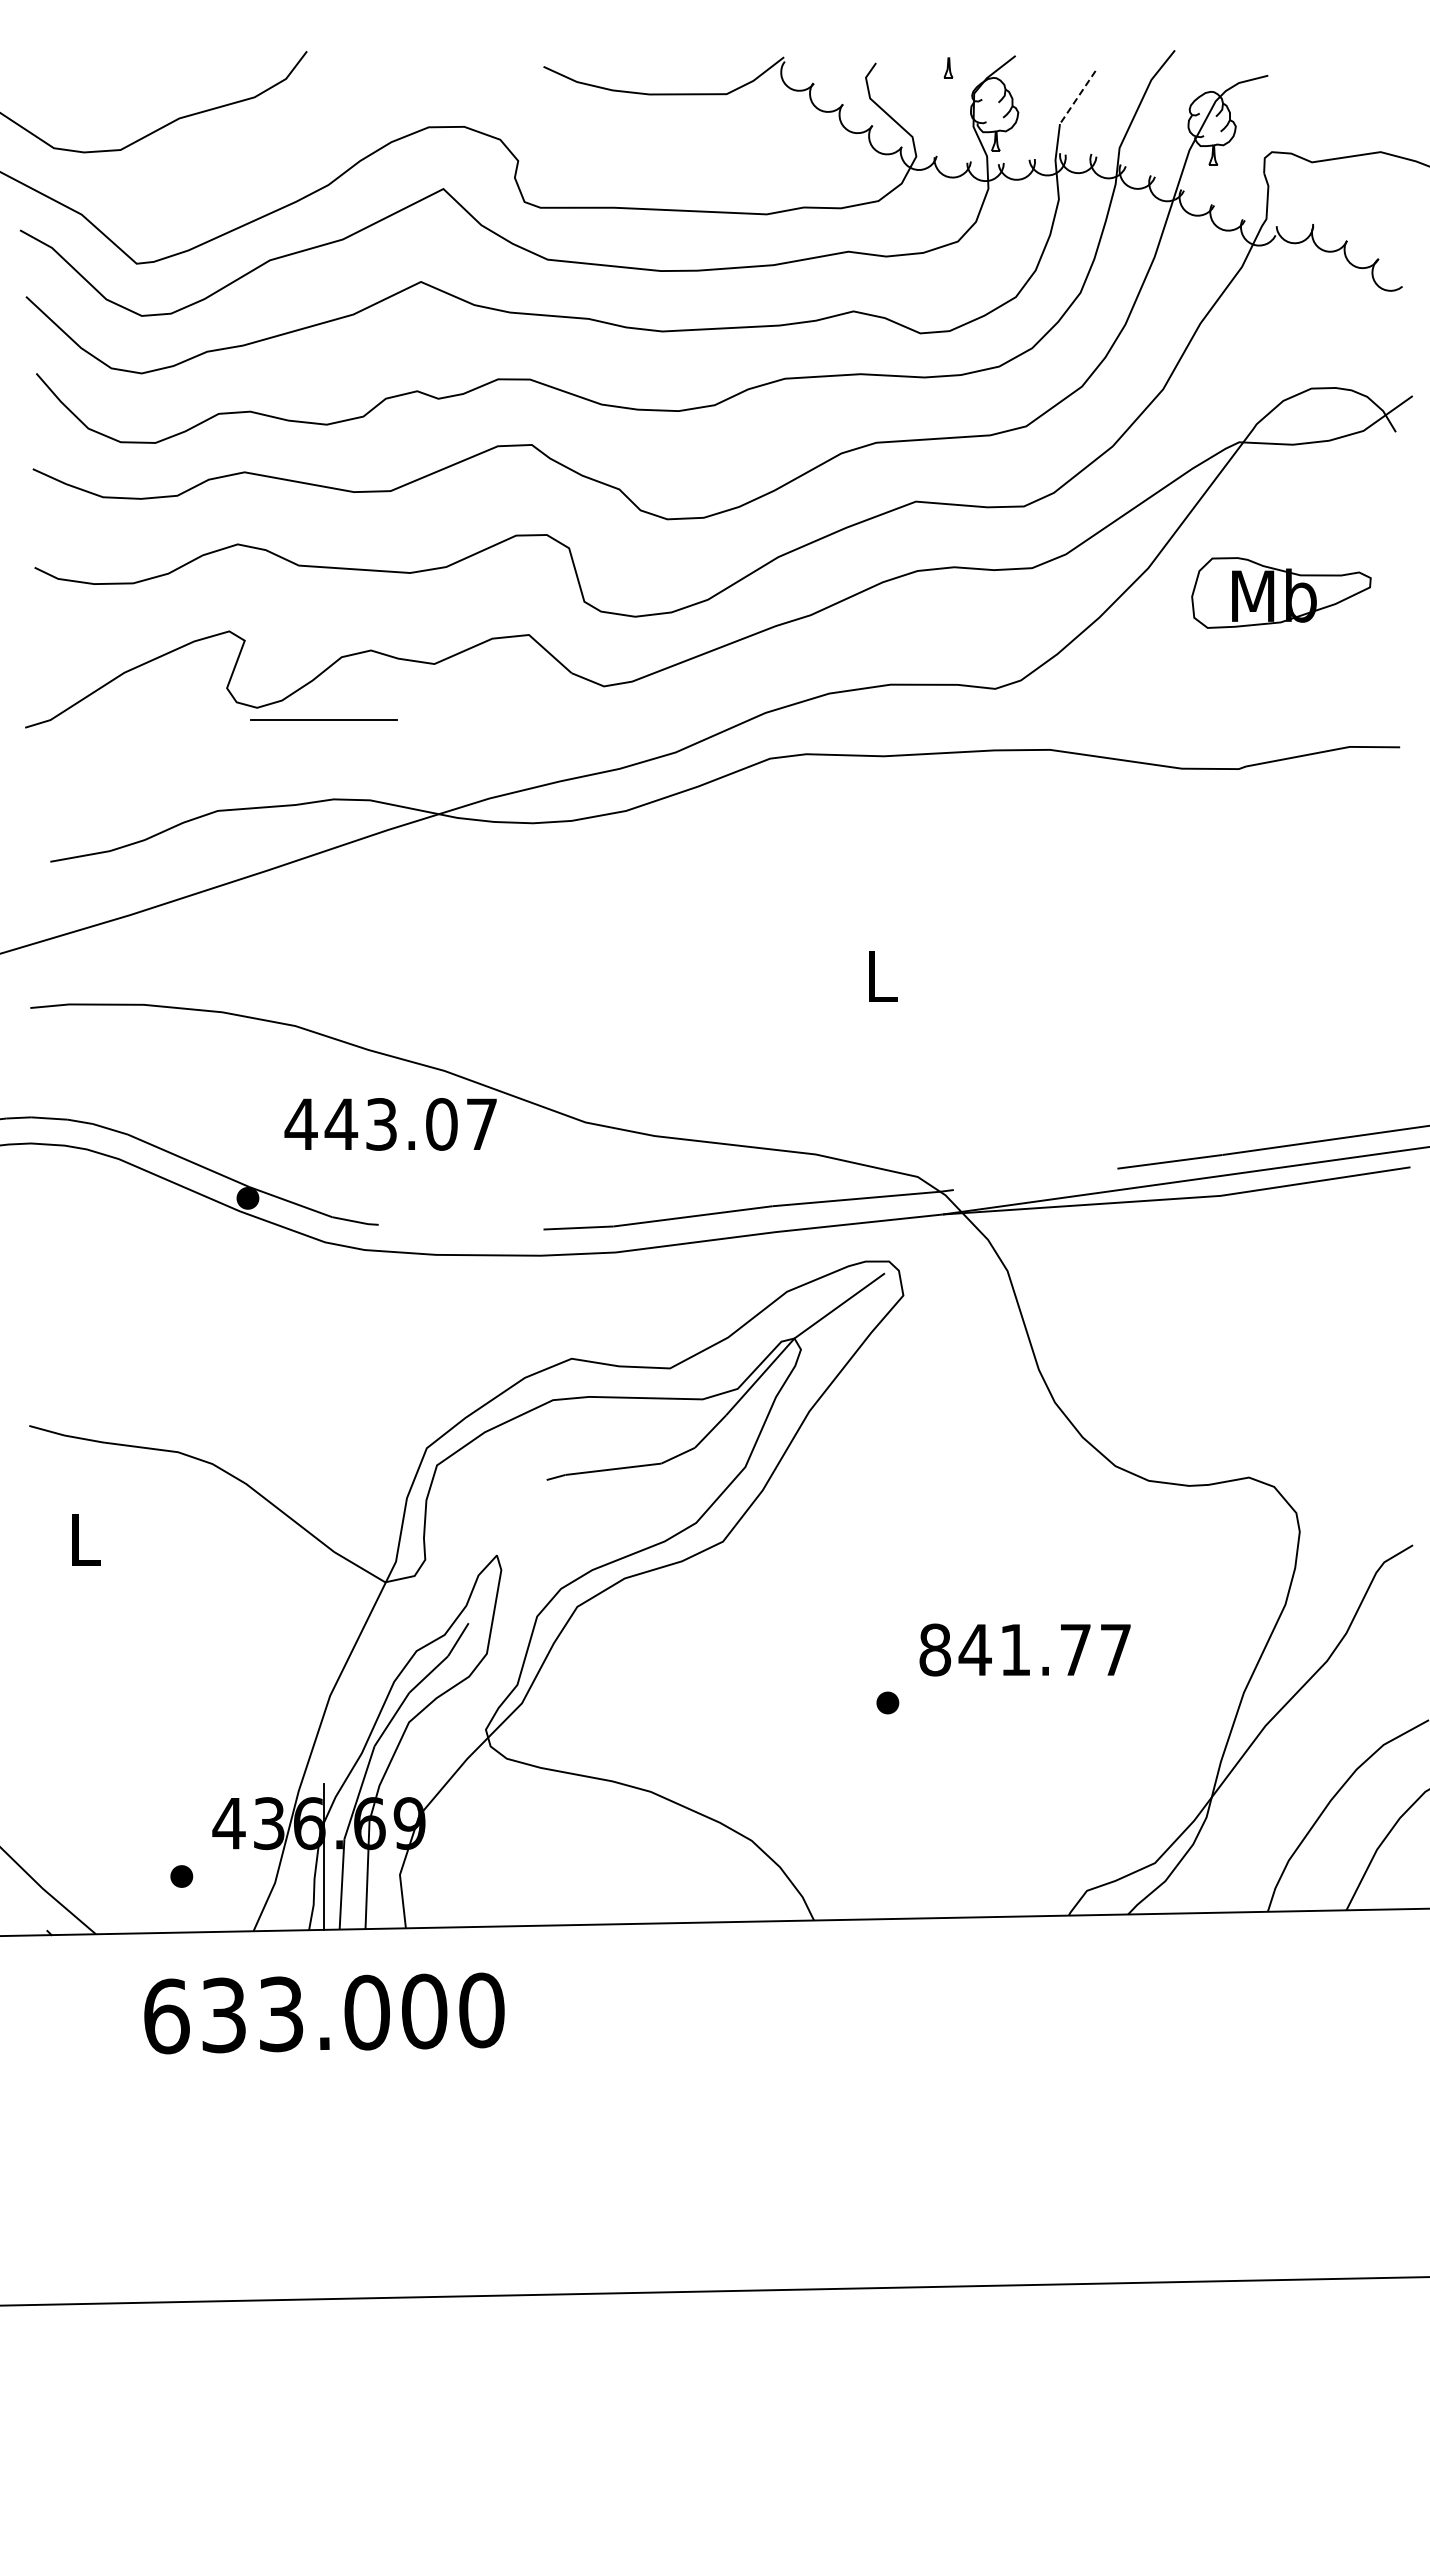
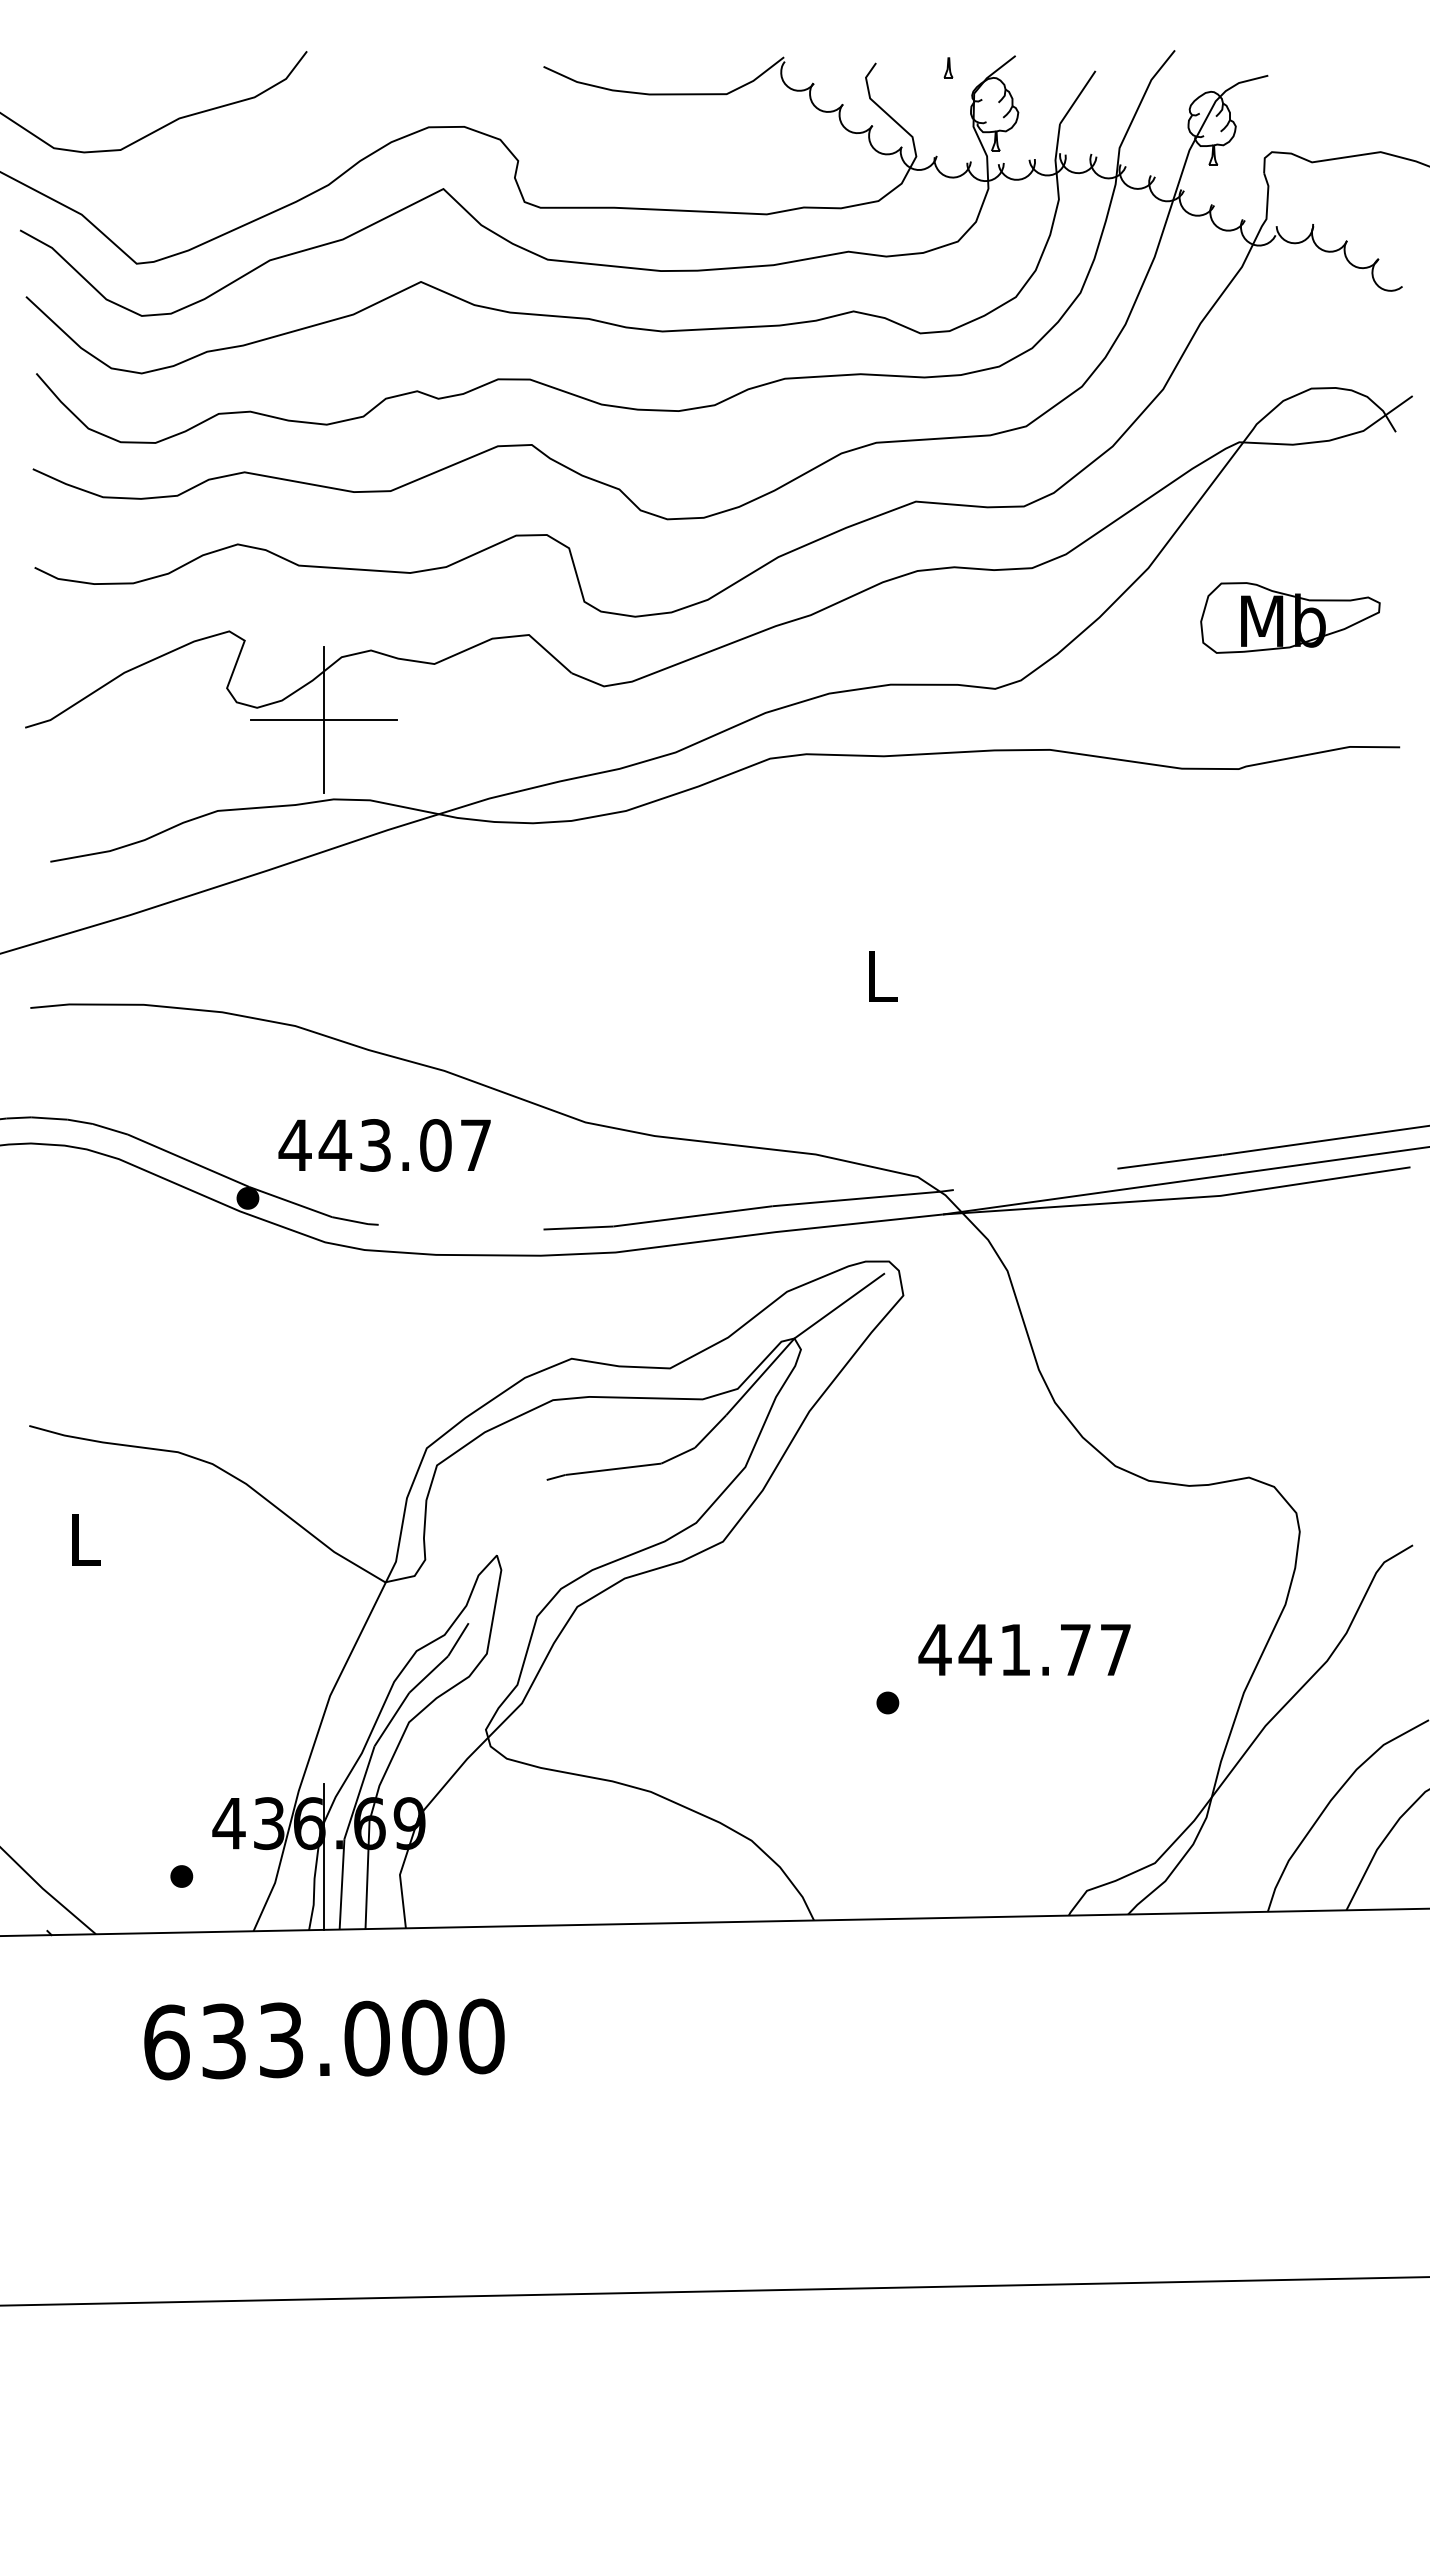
line: dashed -> solid (1077, 97)
part position: (1281, 592) -> (1290, 617) (1290, 617)
line: none -> present (323, 720)
text position: (390, 1124) -> (384, 1145) (384, 1145)
text: 841.77 -> 441.77 (934, 1649)
text position: (324, 2013) -> (324, 2039) (324, 2039)
